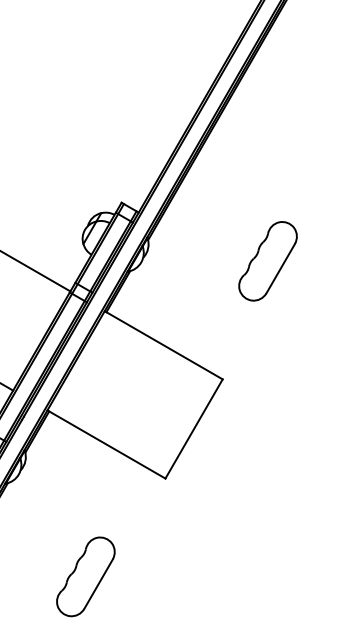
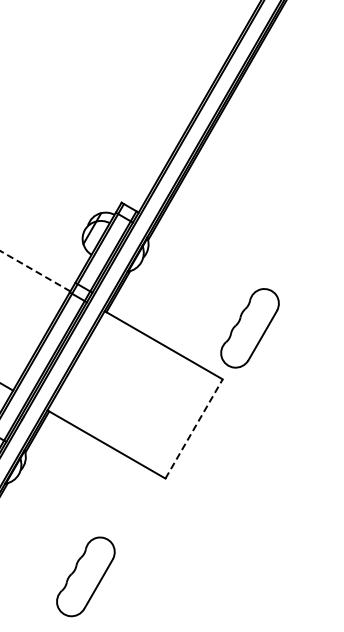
part position: (267, 261) -> (249, 328) (249, 328)
line: solid -> dashed (35, 271)
line: solid -> dashed (194, 428)
